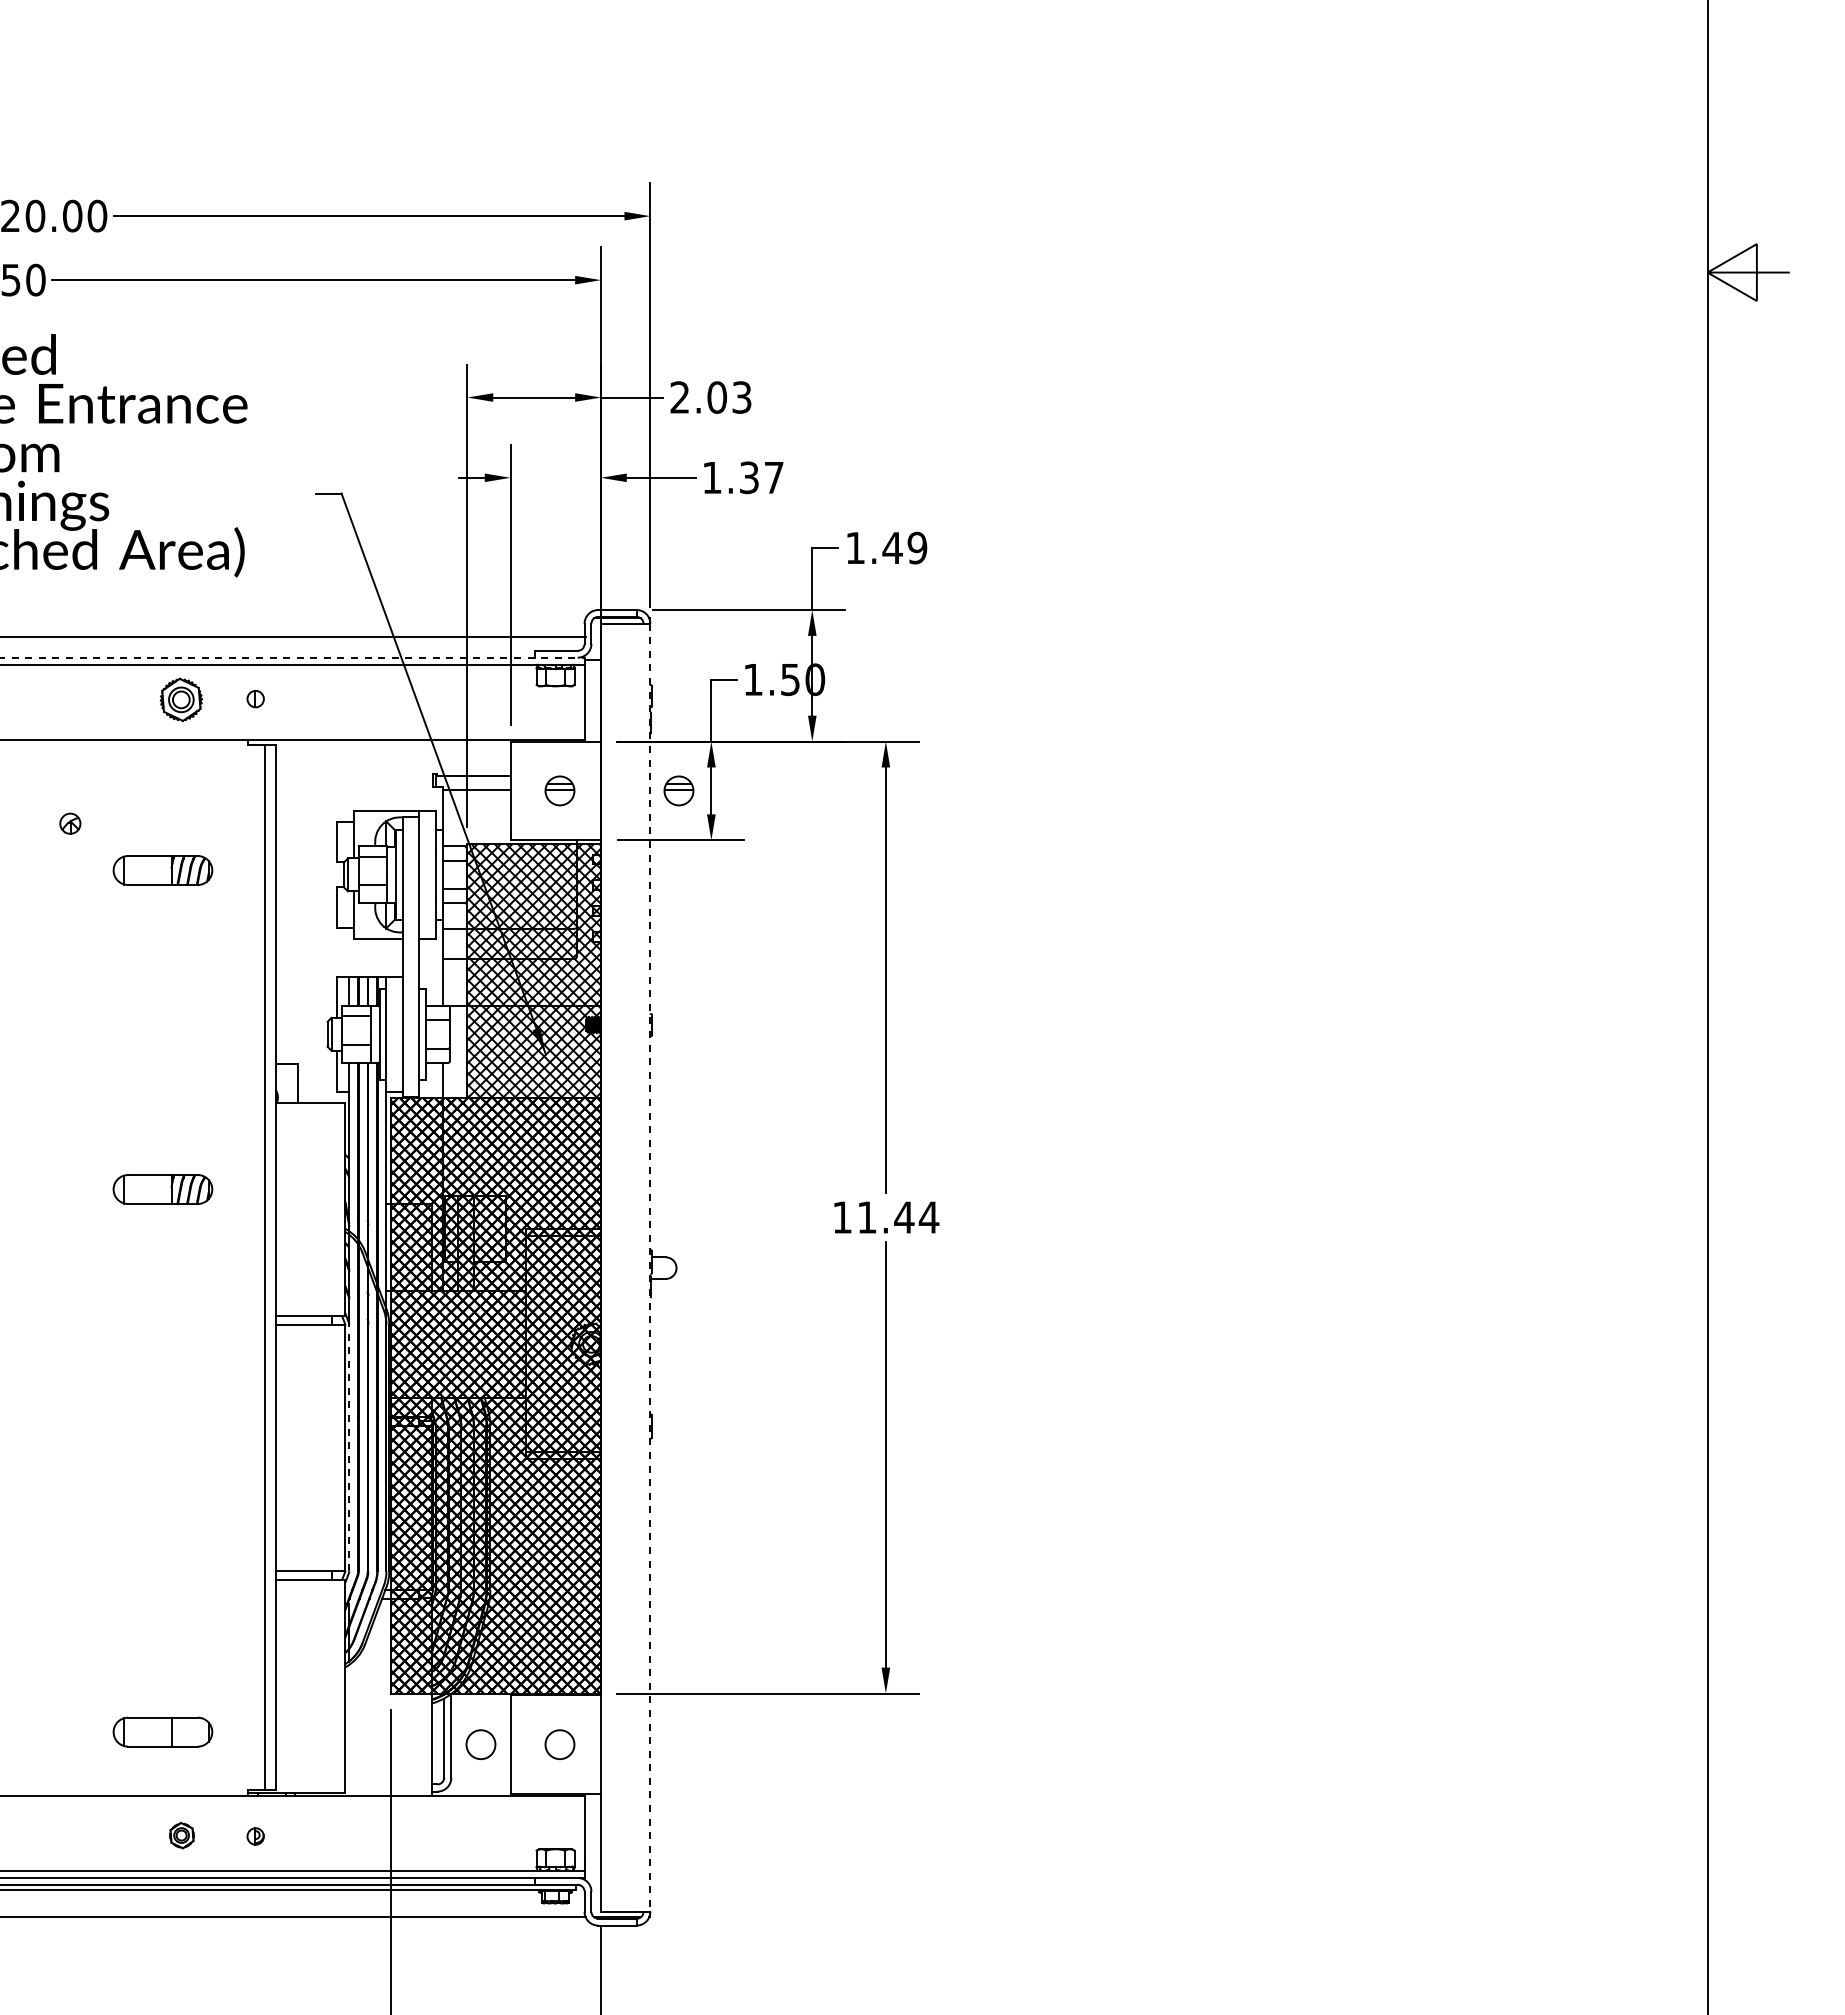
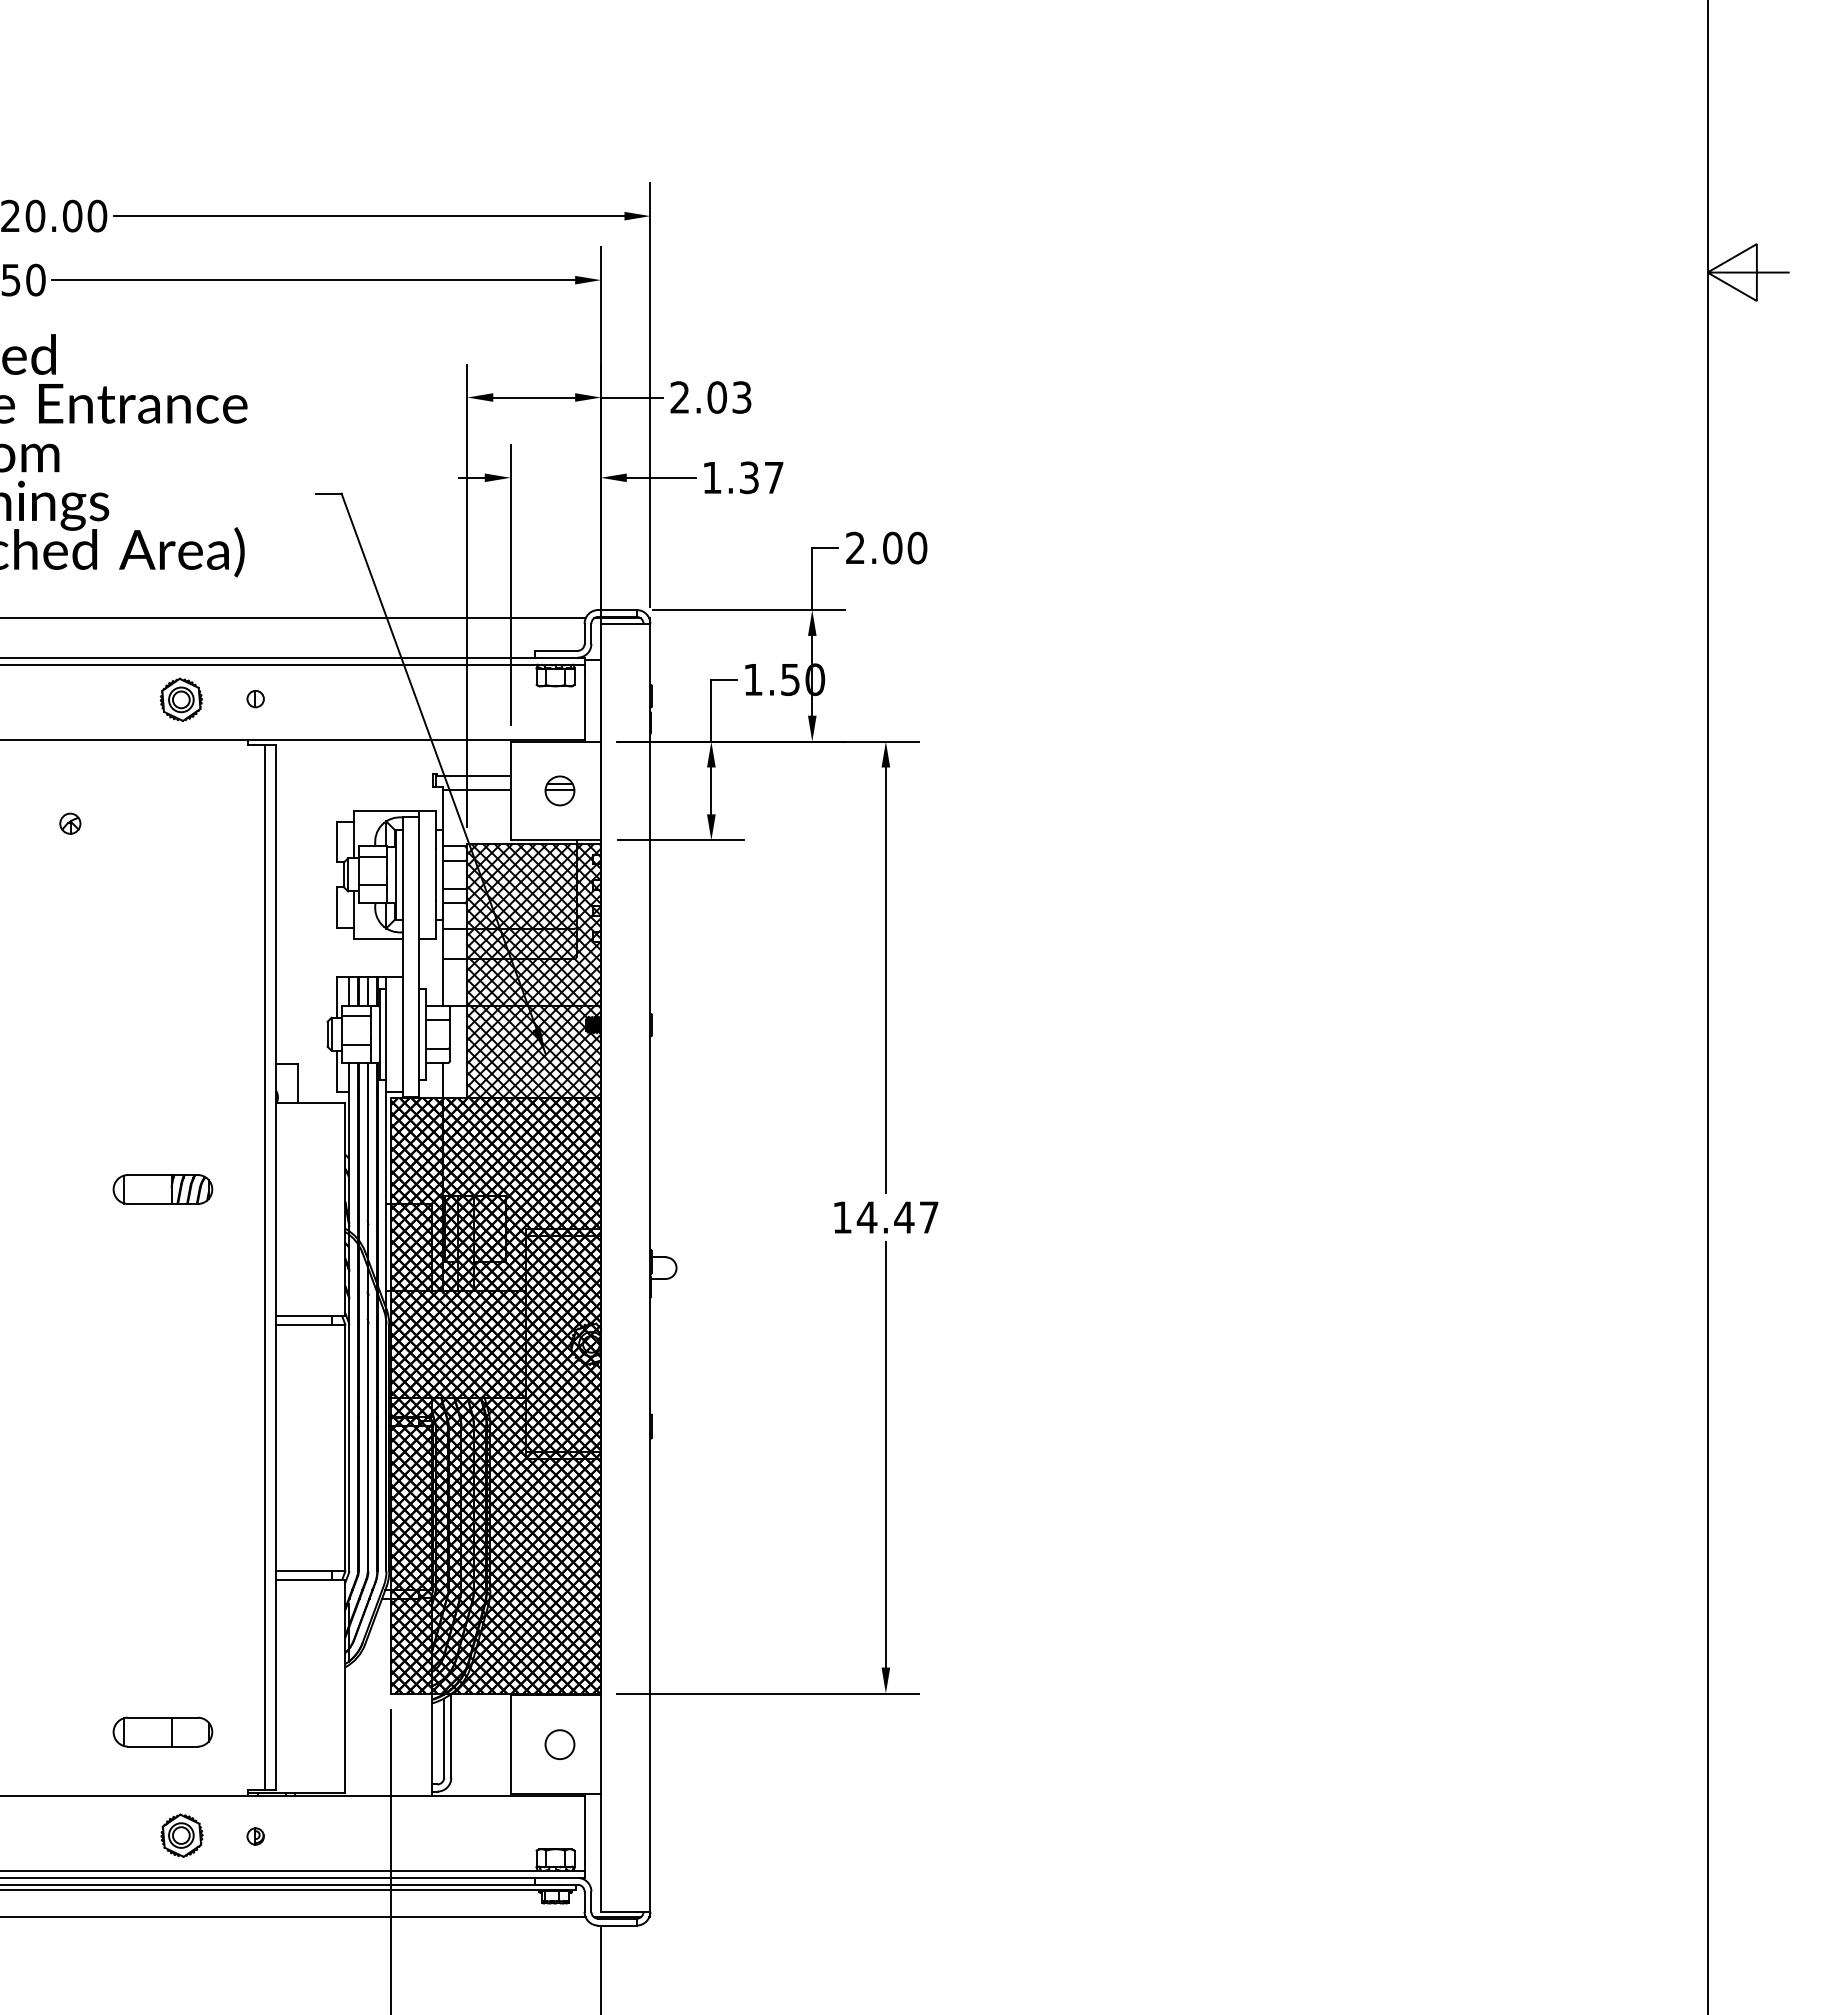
text: 1.49 -> 2.00 (886, 547)
line position: (293, 637) -> (293, 618) (293, 618)
line: dashed -> solid (292, 657)
part: present -> none (678, 790)
part: present -> none (162, 870)
text: 11.44 -> 14.47 (897, 1217)
line: dashed -> solid (650, 1268)
line: dashed -> solid (349, 1447)
circle: present -> none (480, 1744)
part size: 26x28 px -> 44x45 px (181, 1835)
